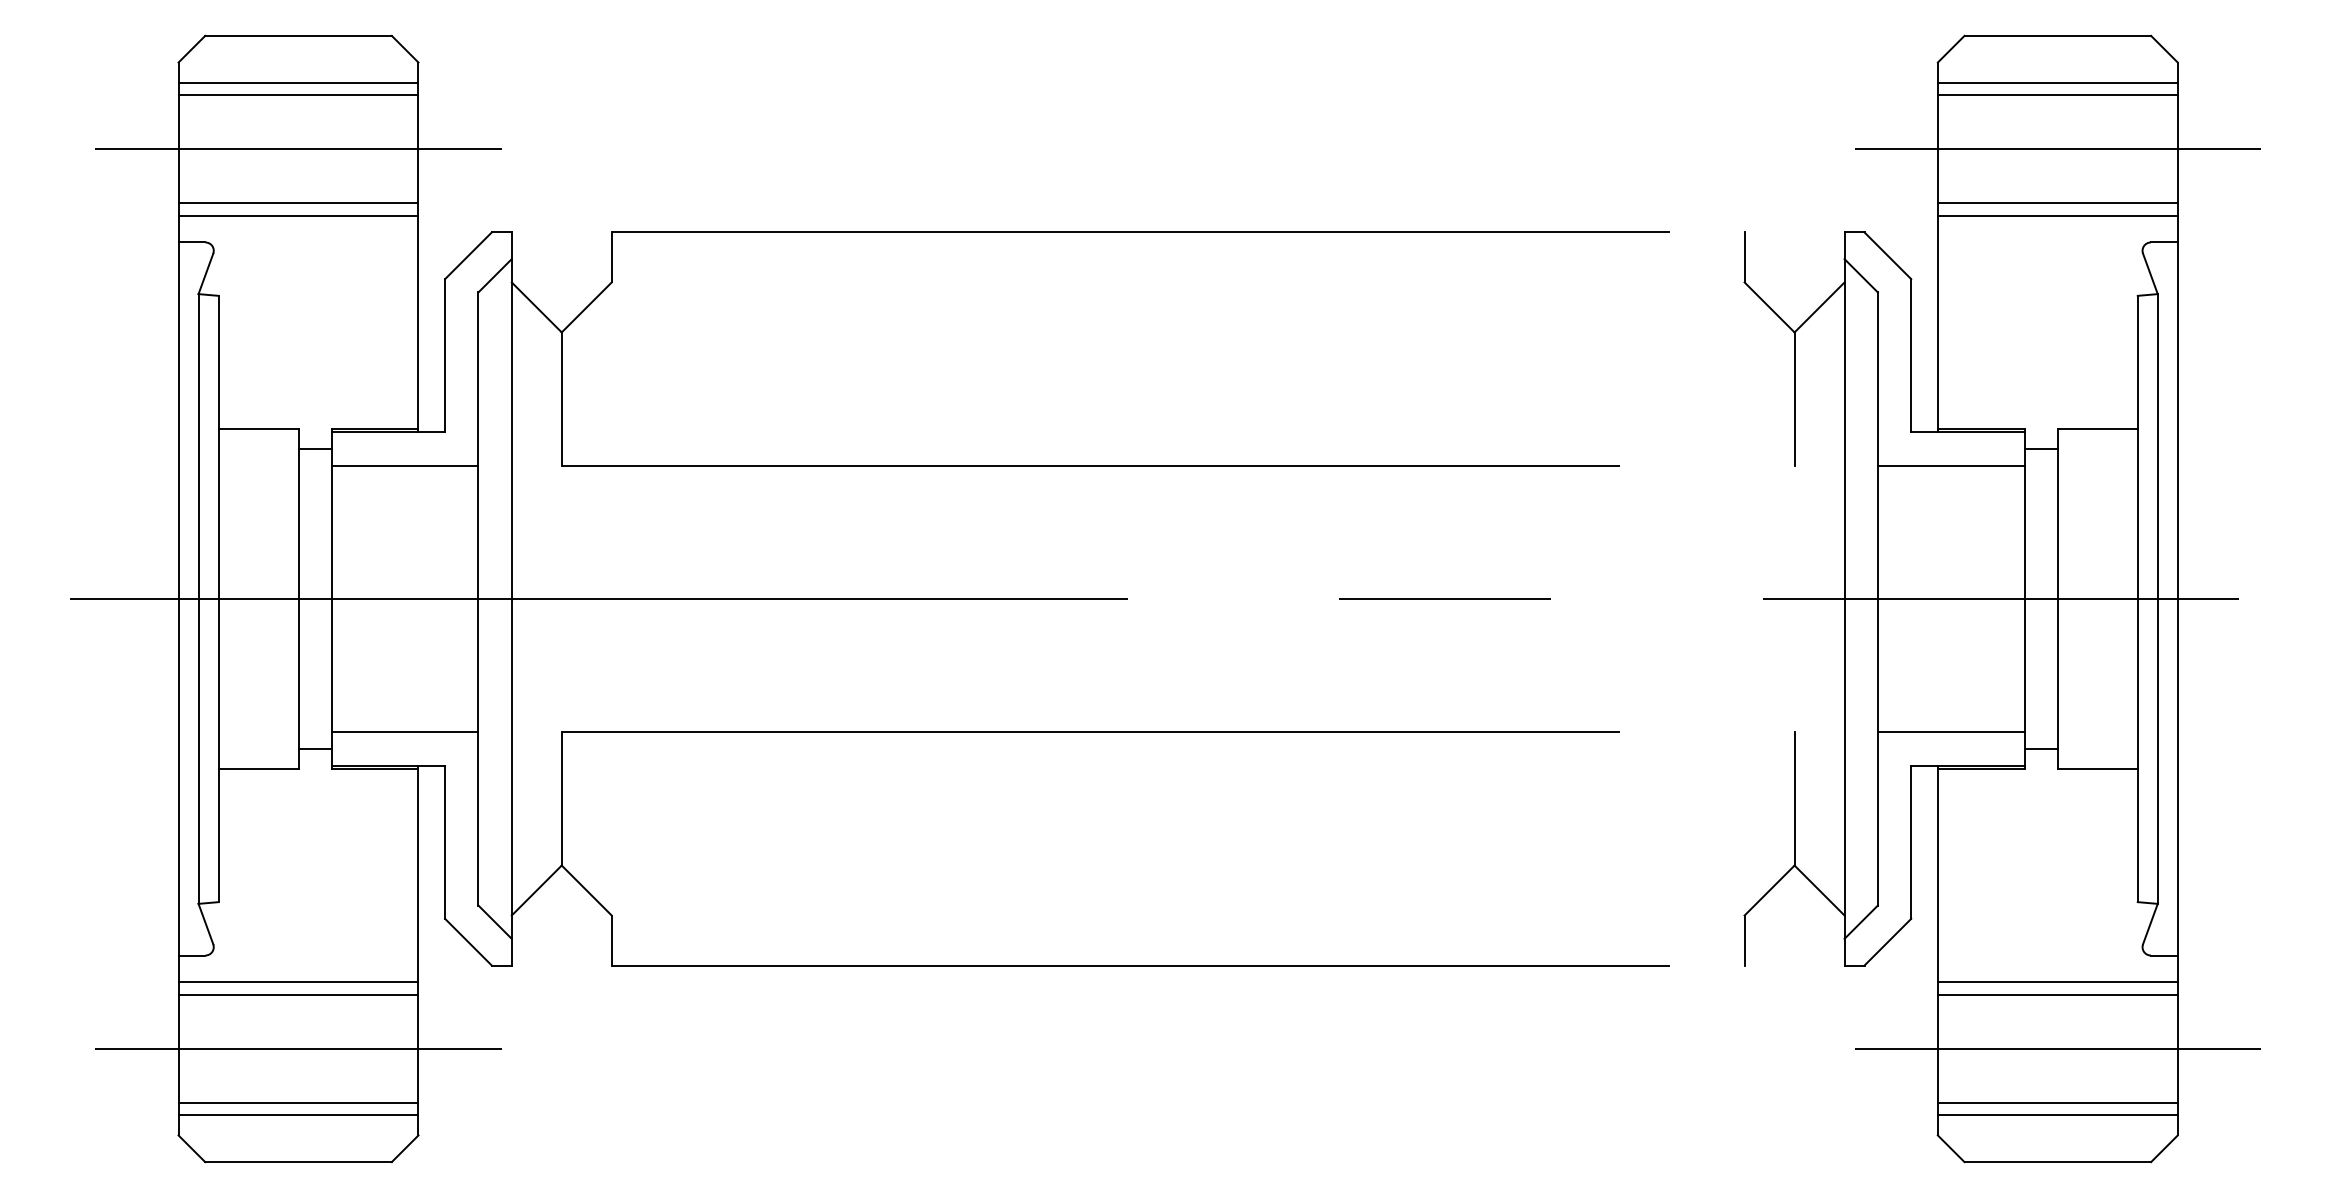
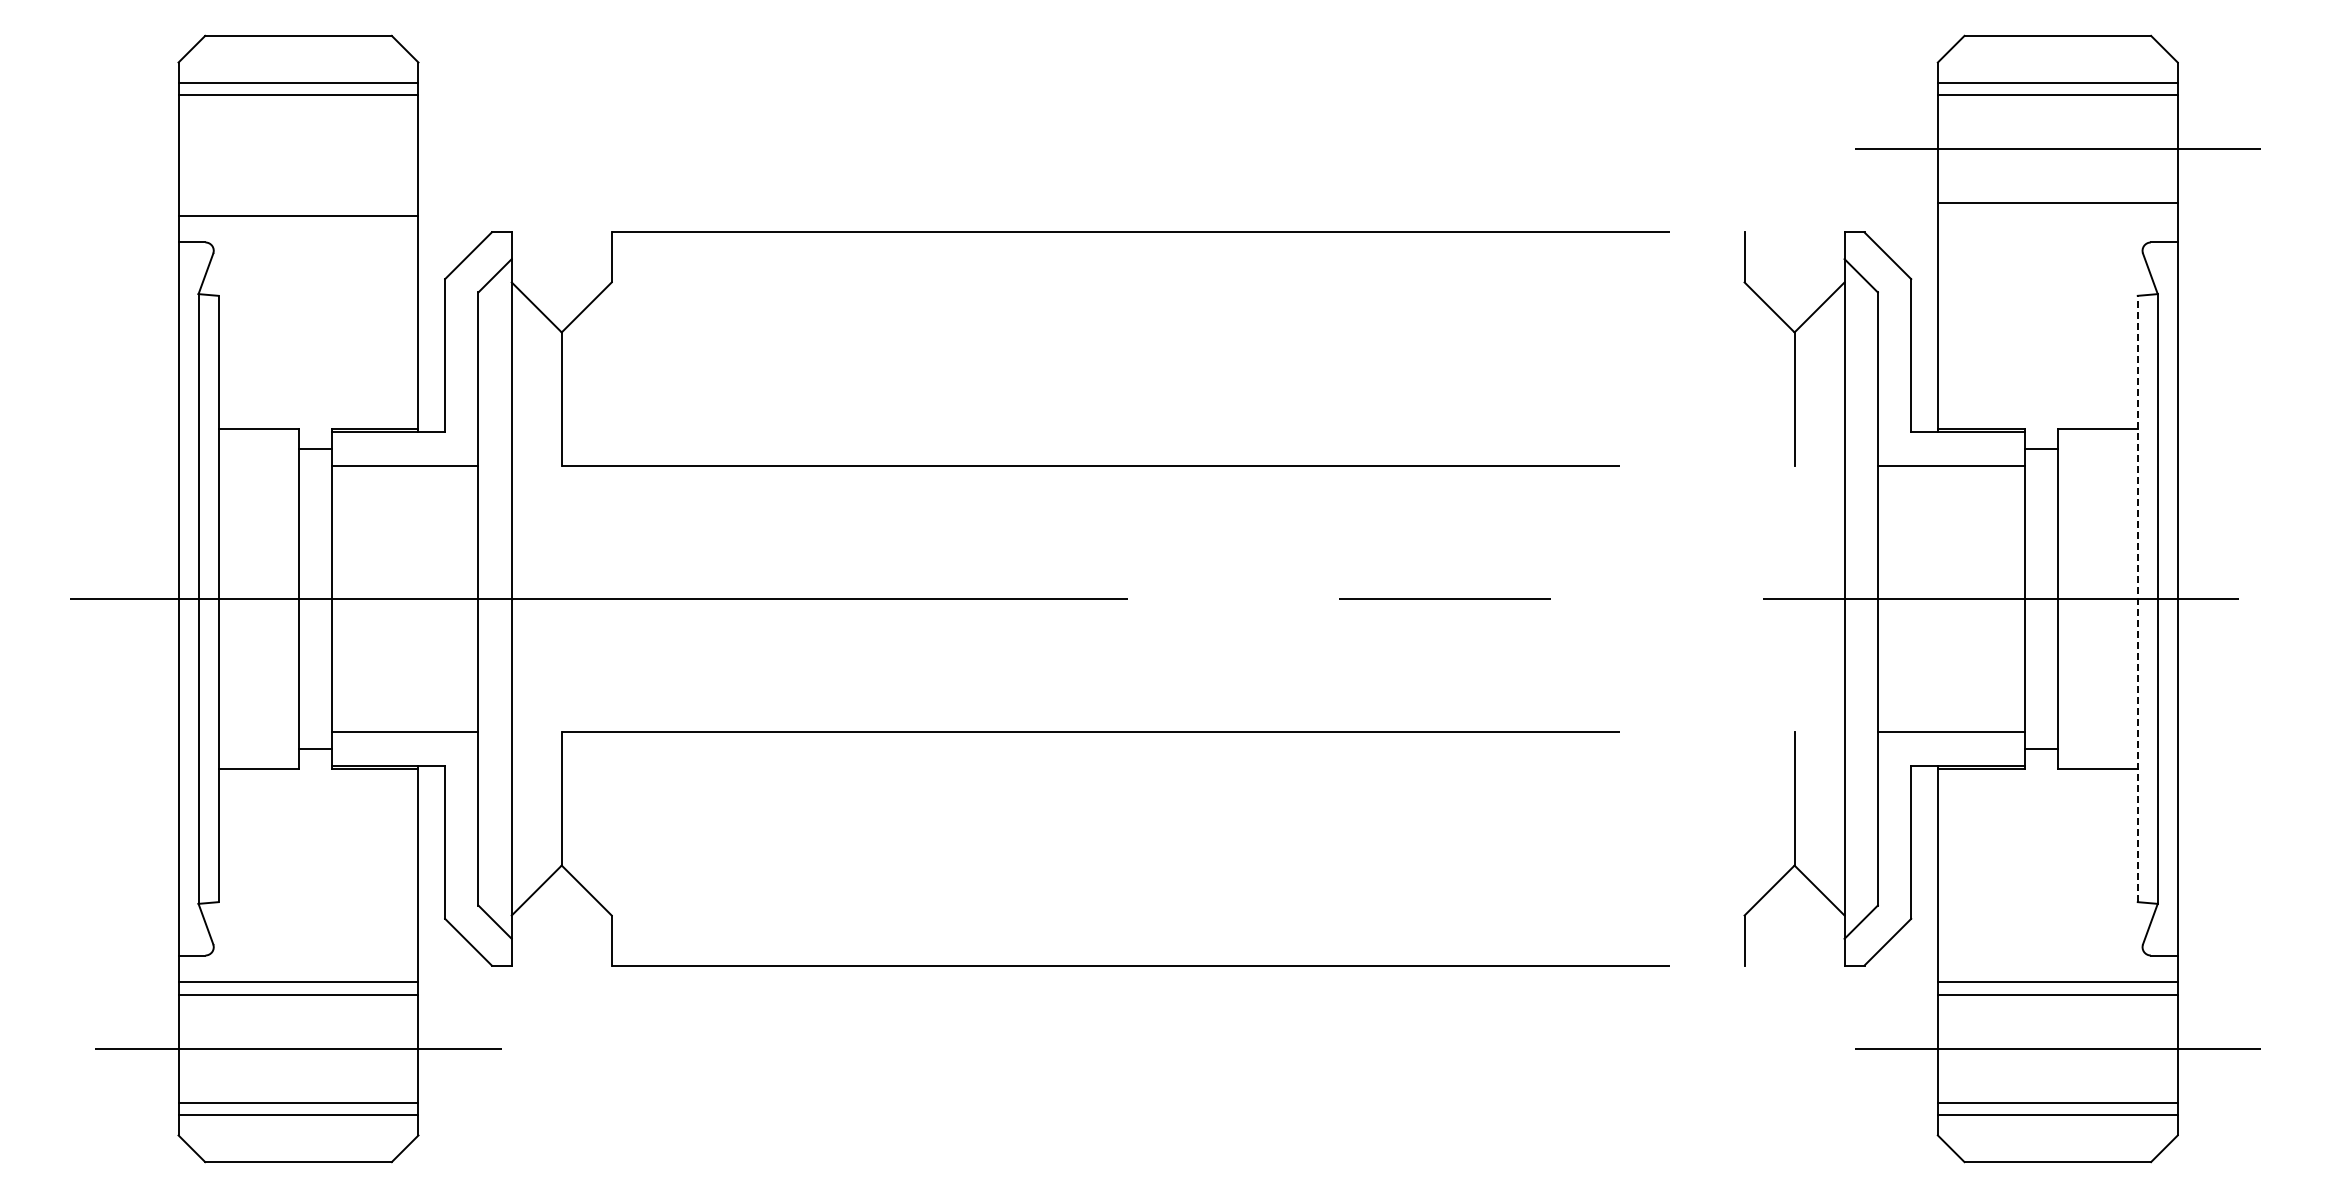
line: present -> none (298, 149)
line: present -> none (298, 203)
line: present -> none (2057, 215)
line: solid -> dashed (2137, 598)
